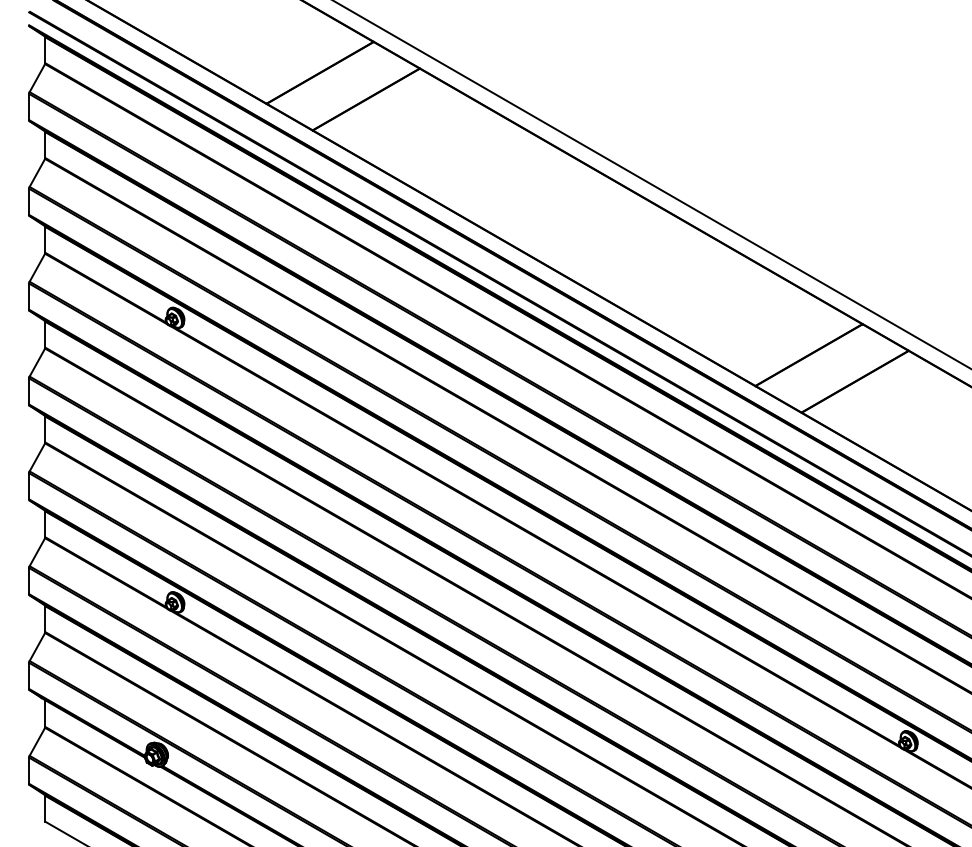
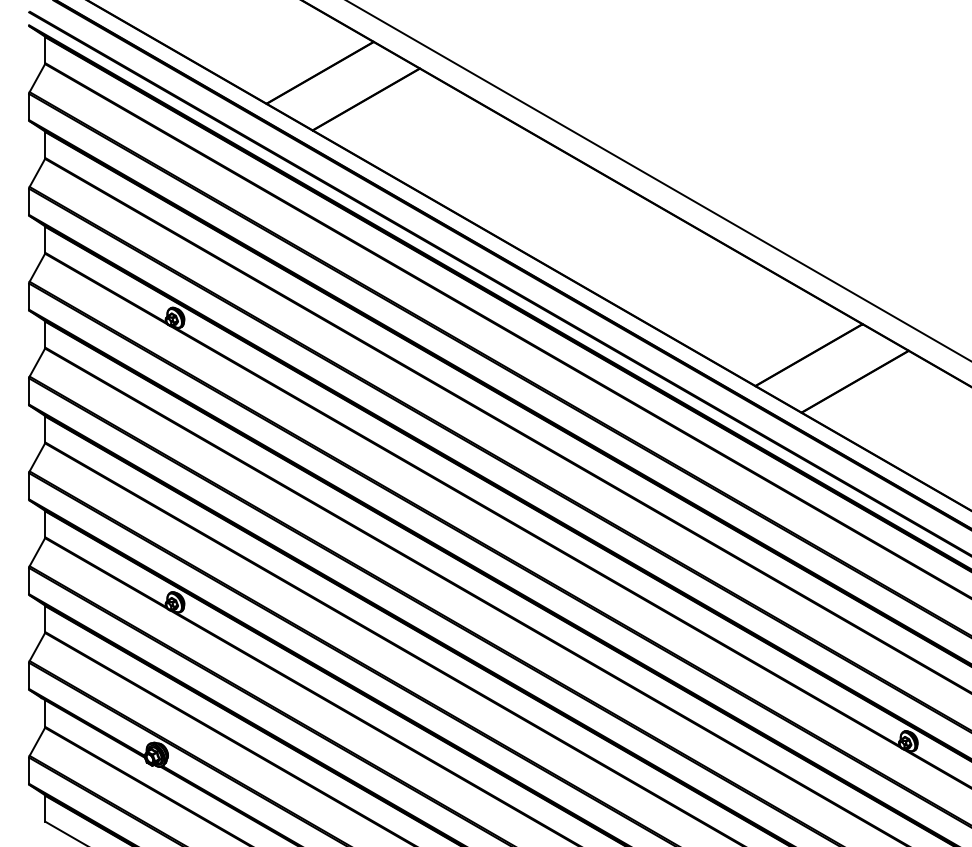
line position: (652, 184) -> (658, 180) (658, 180)
